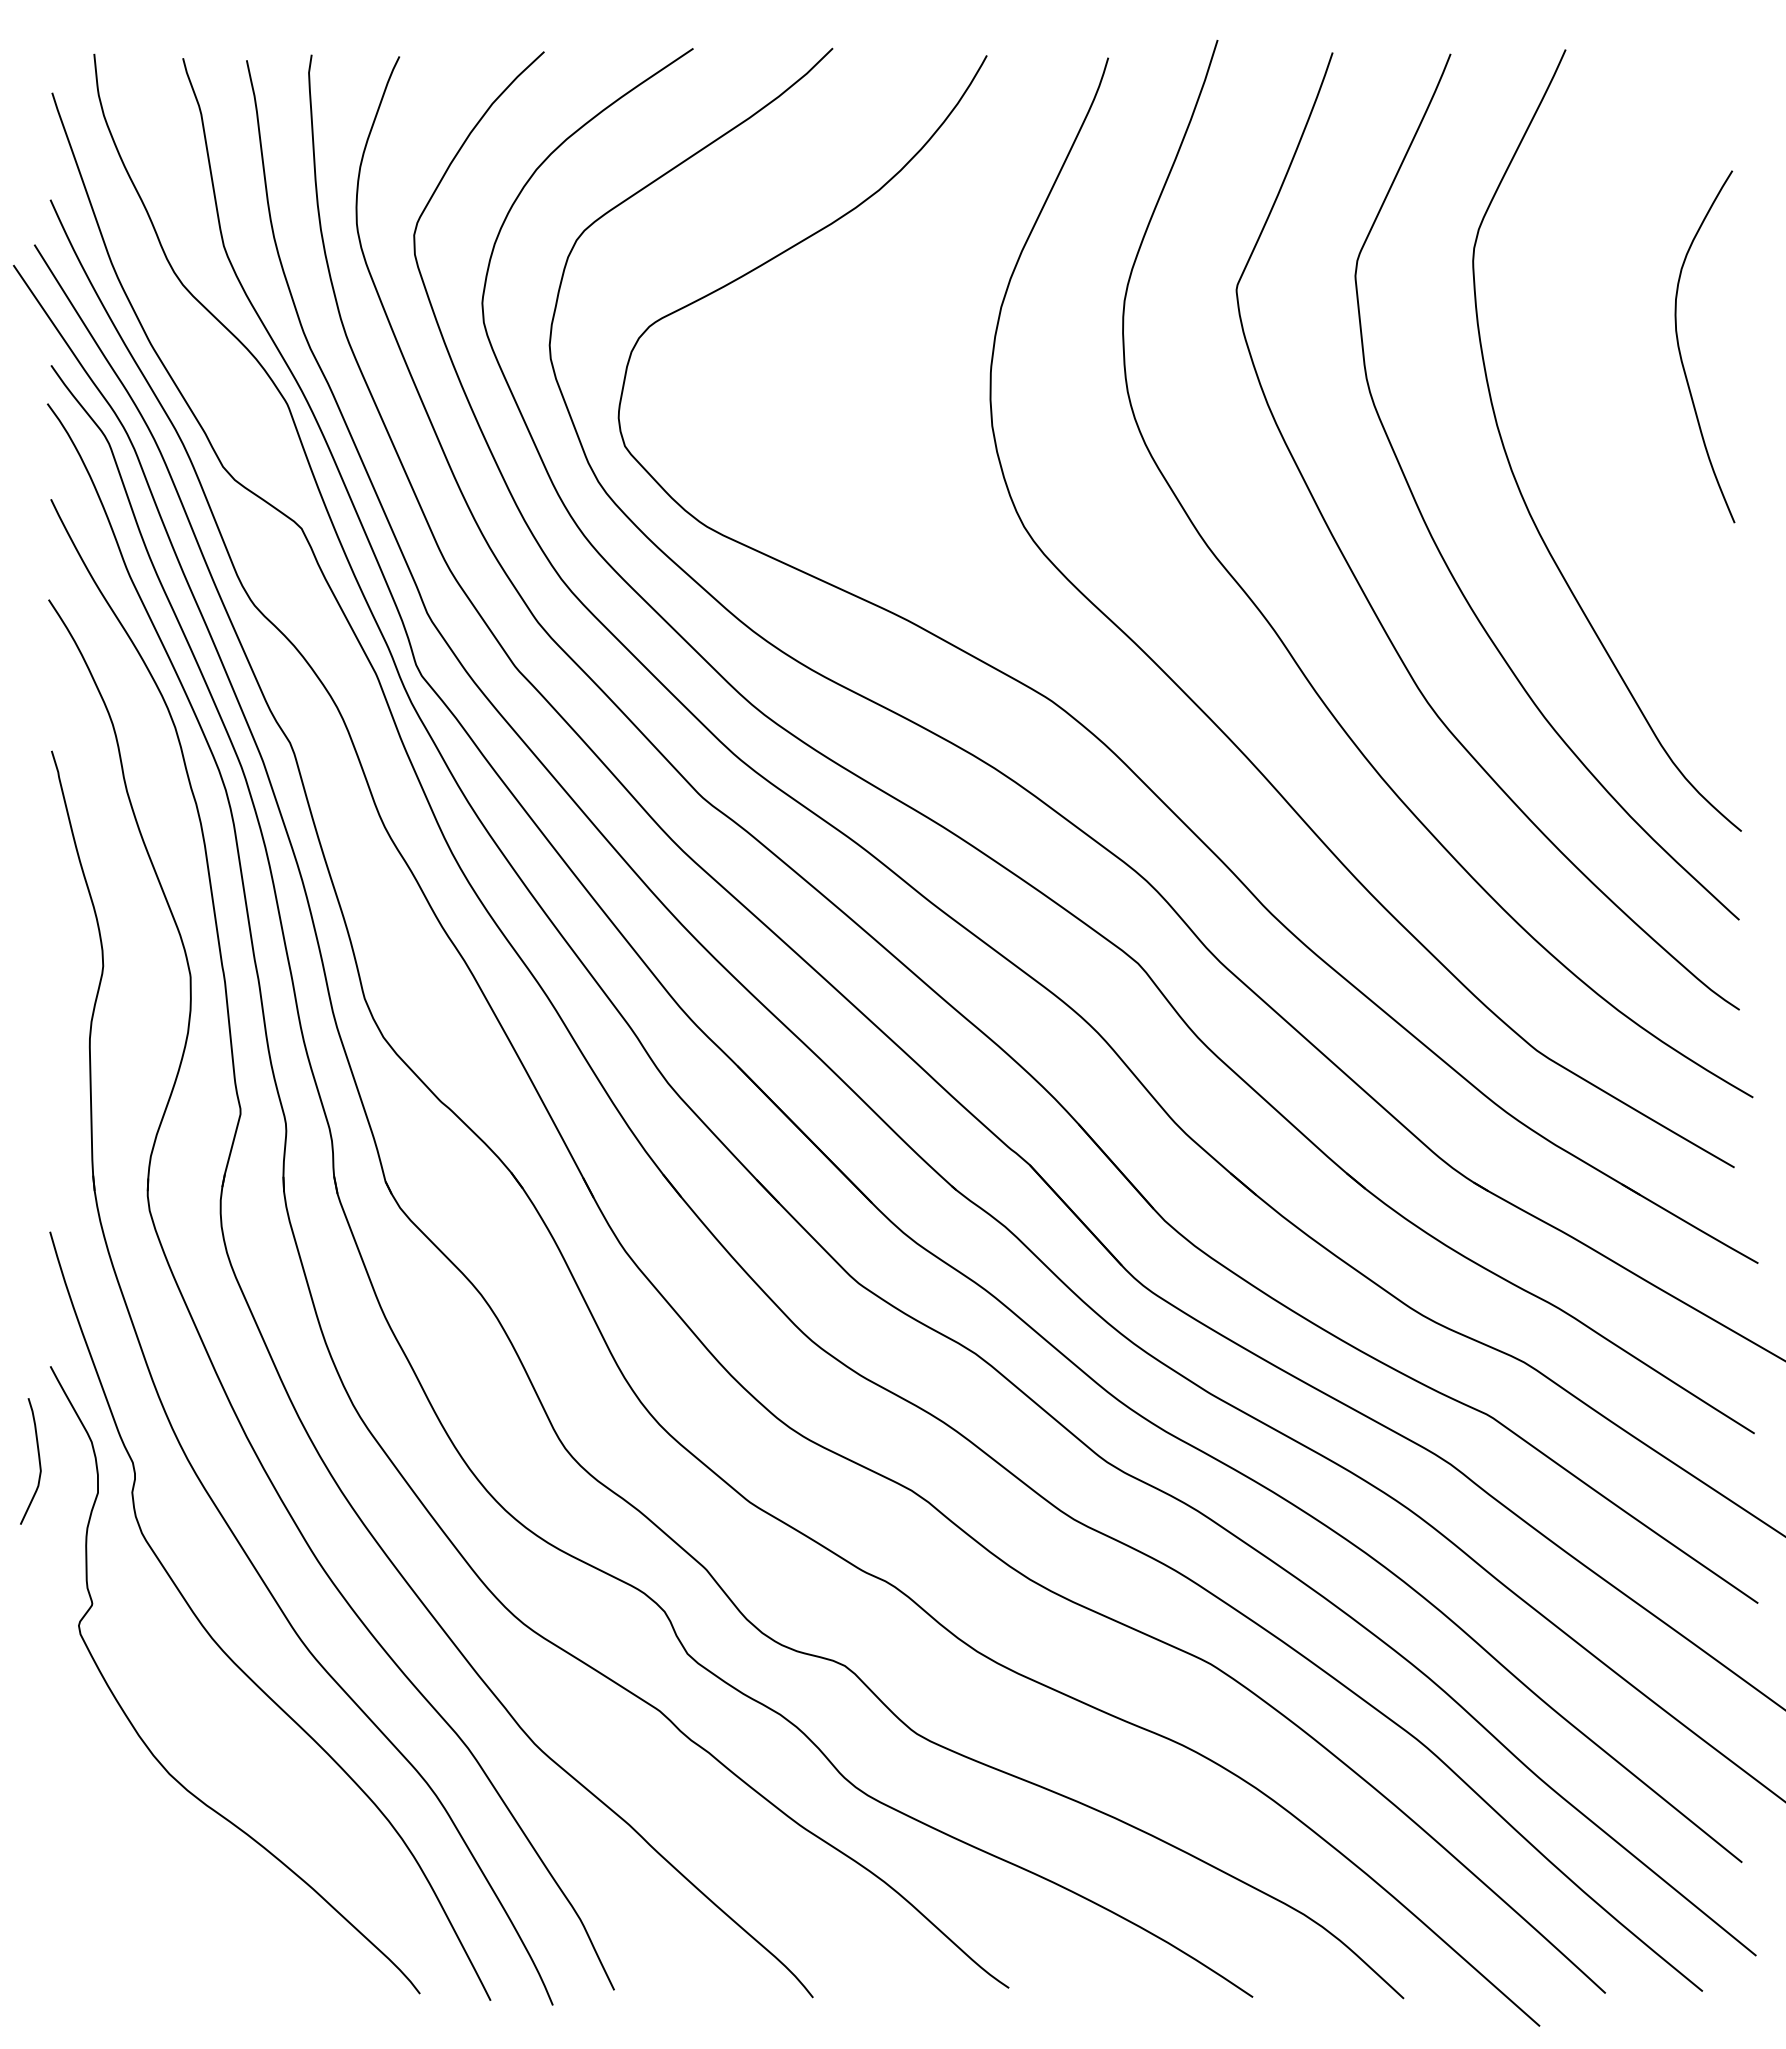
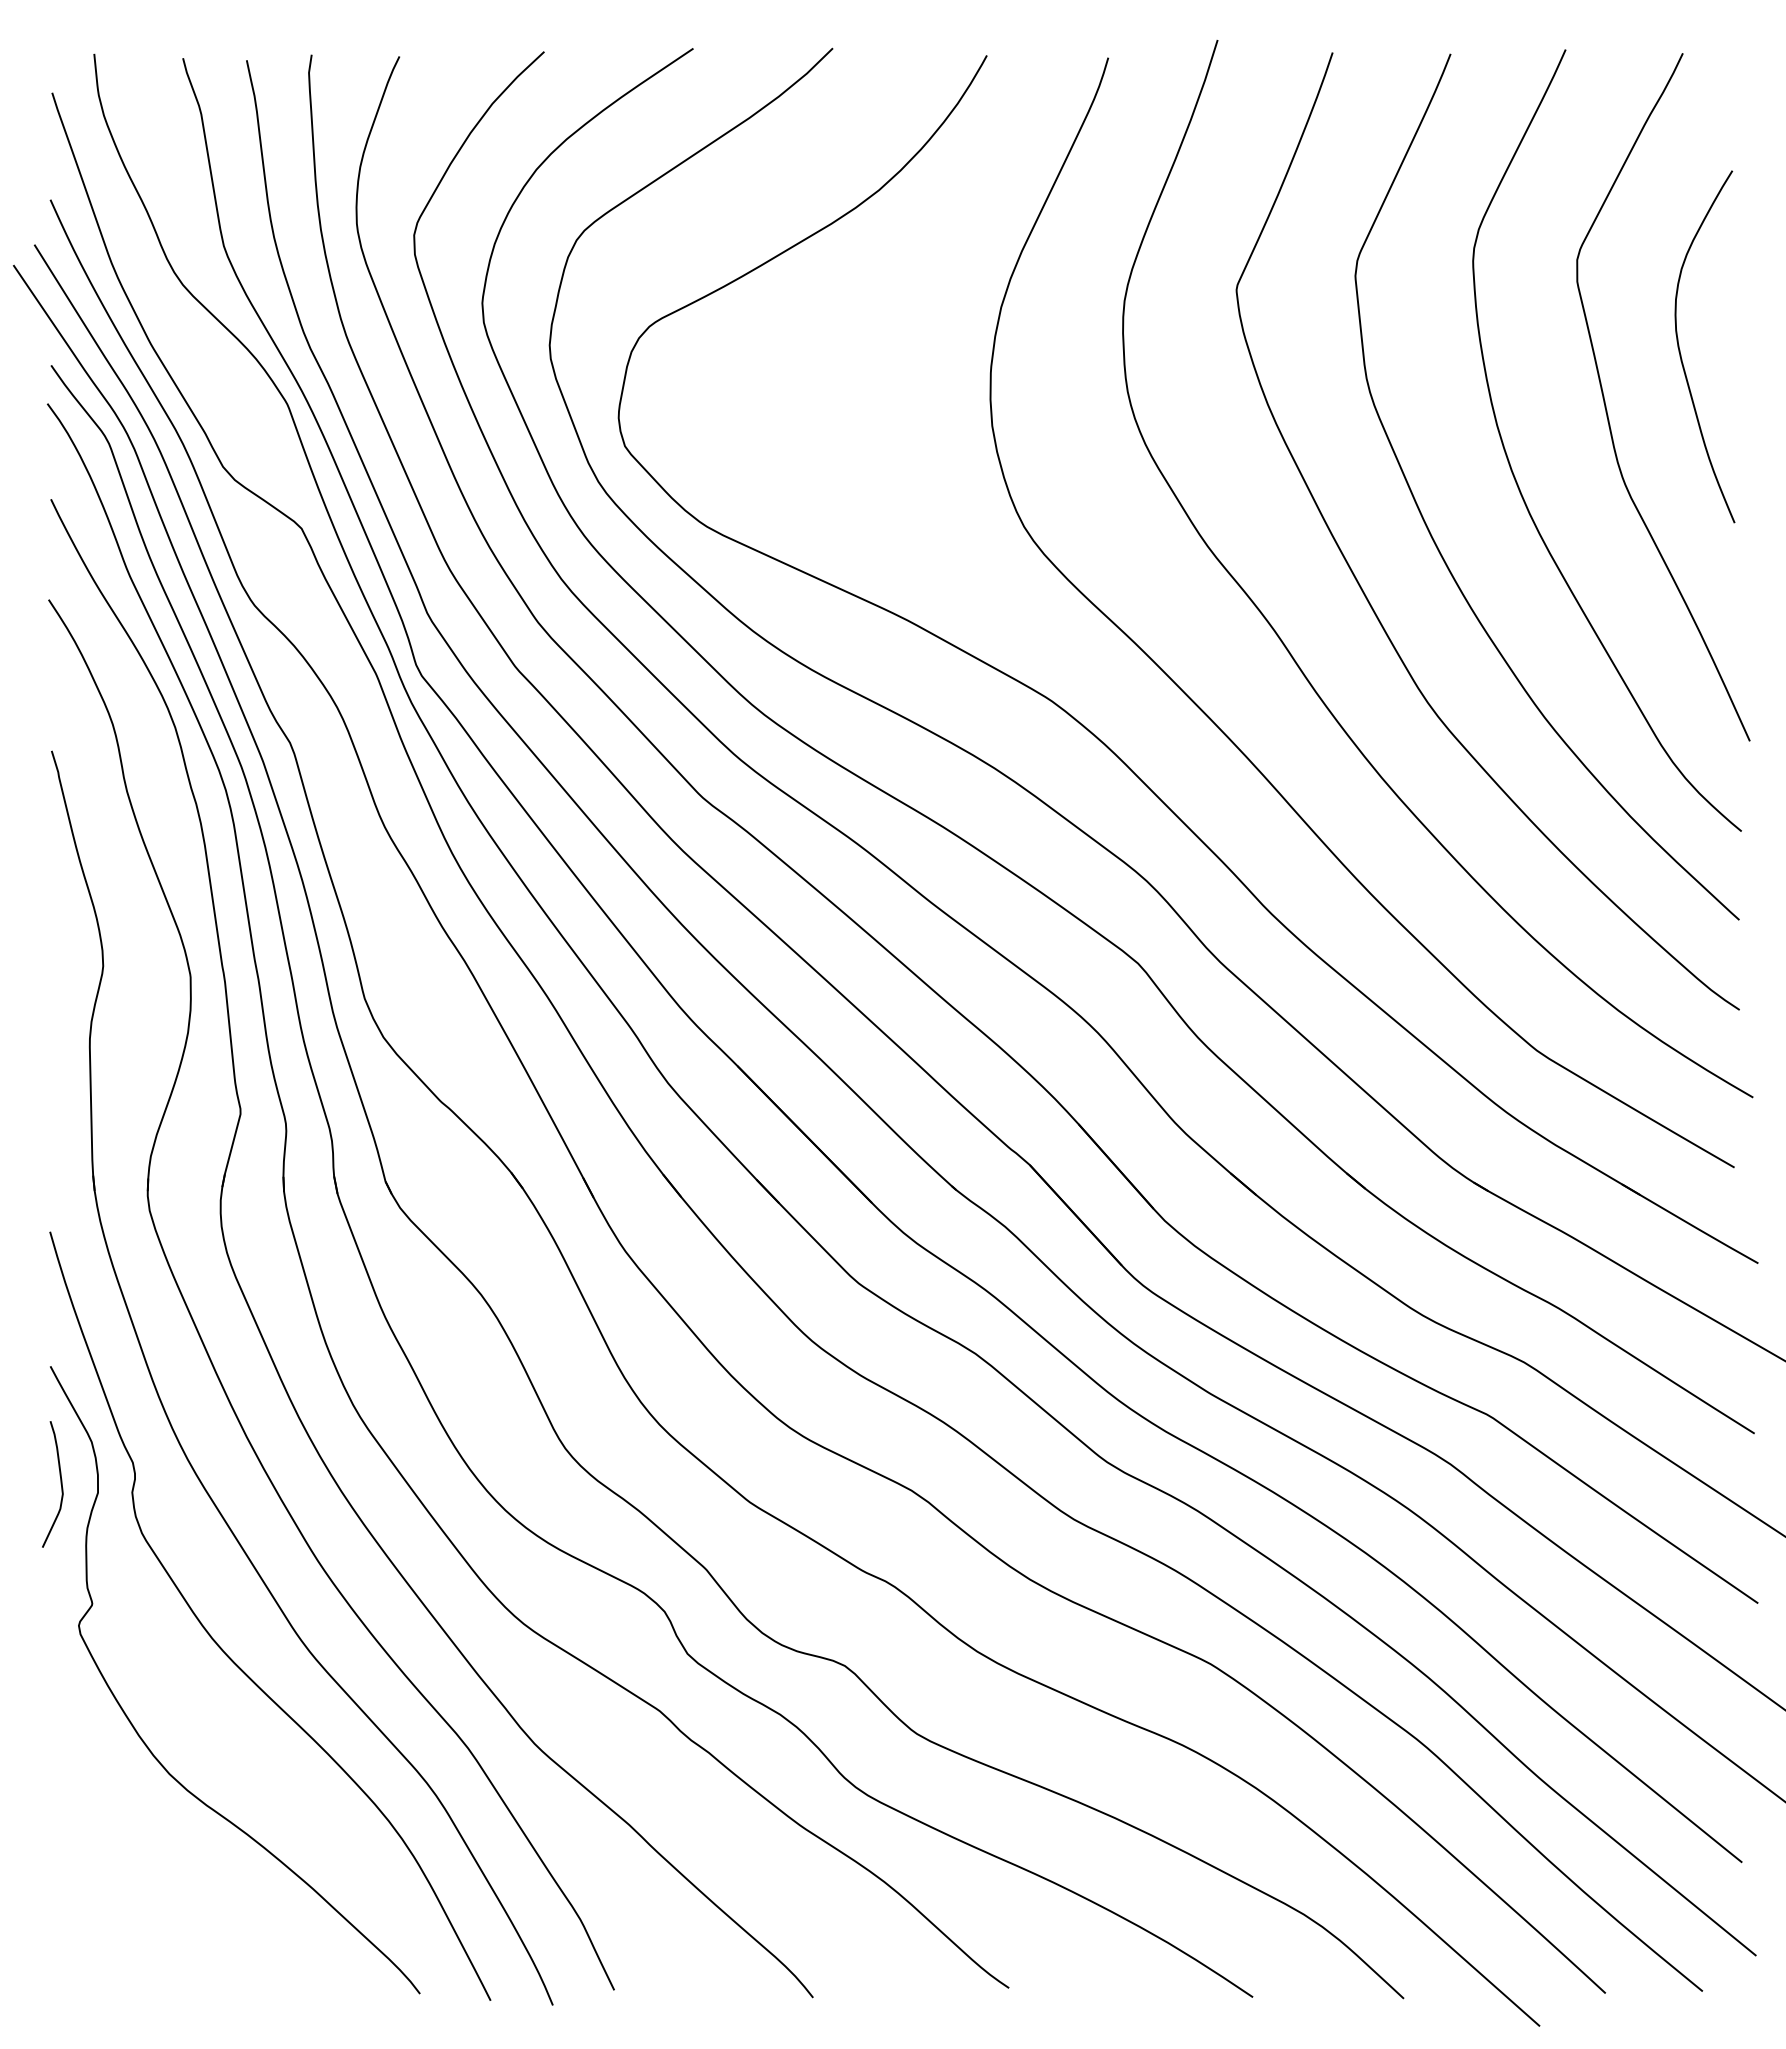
curve: none -> present (1607, 410)
curve position: (38, 1461) -> (60, 1484) (60, 1484)
